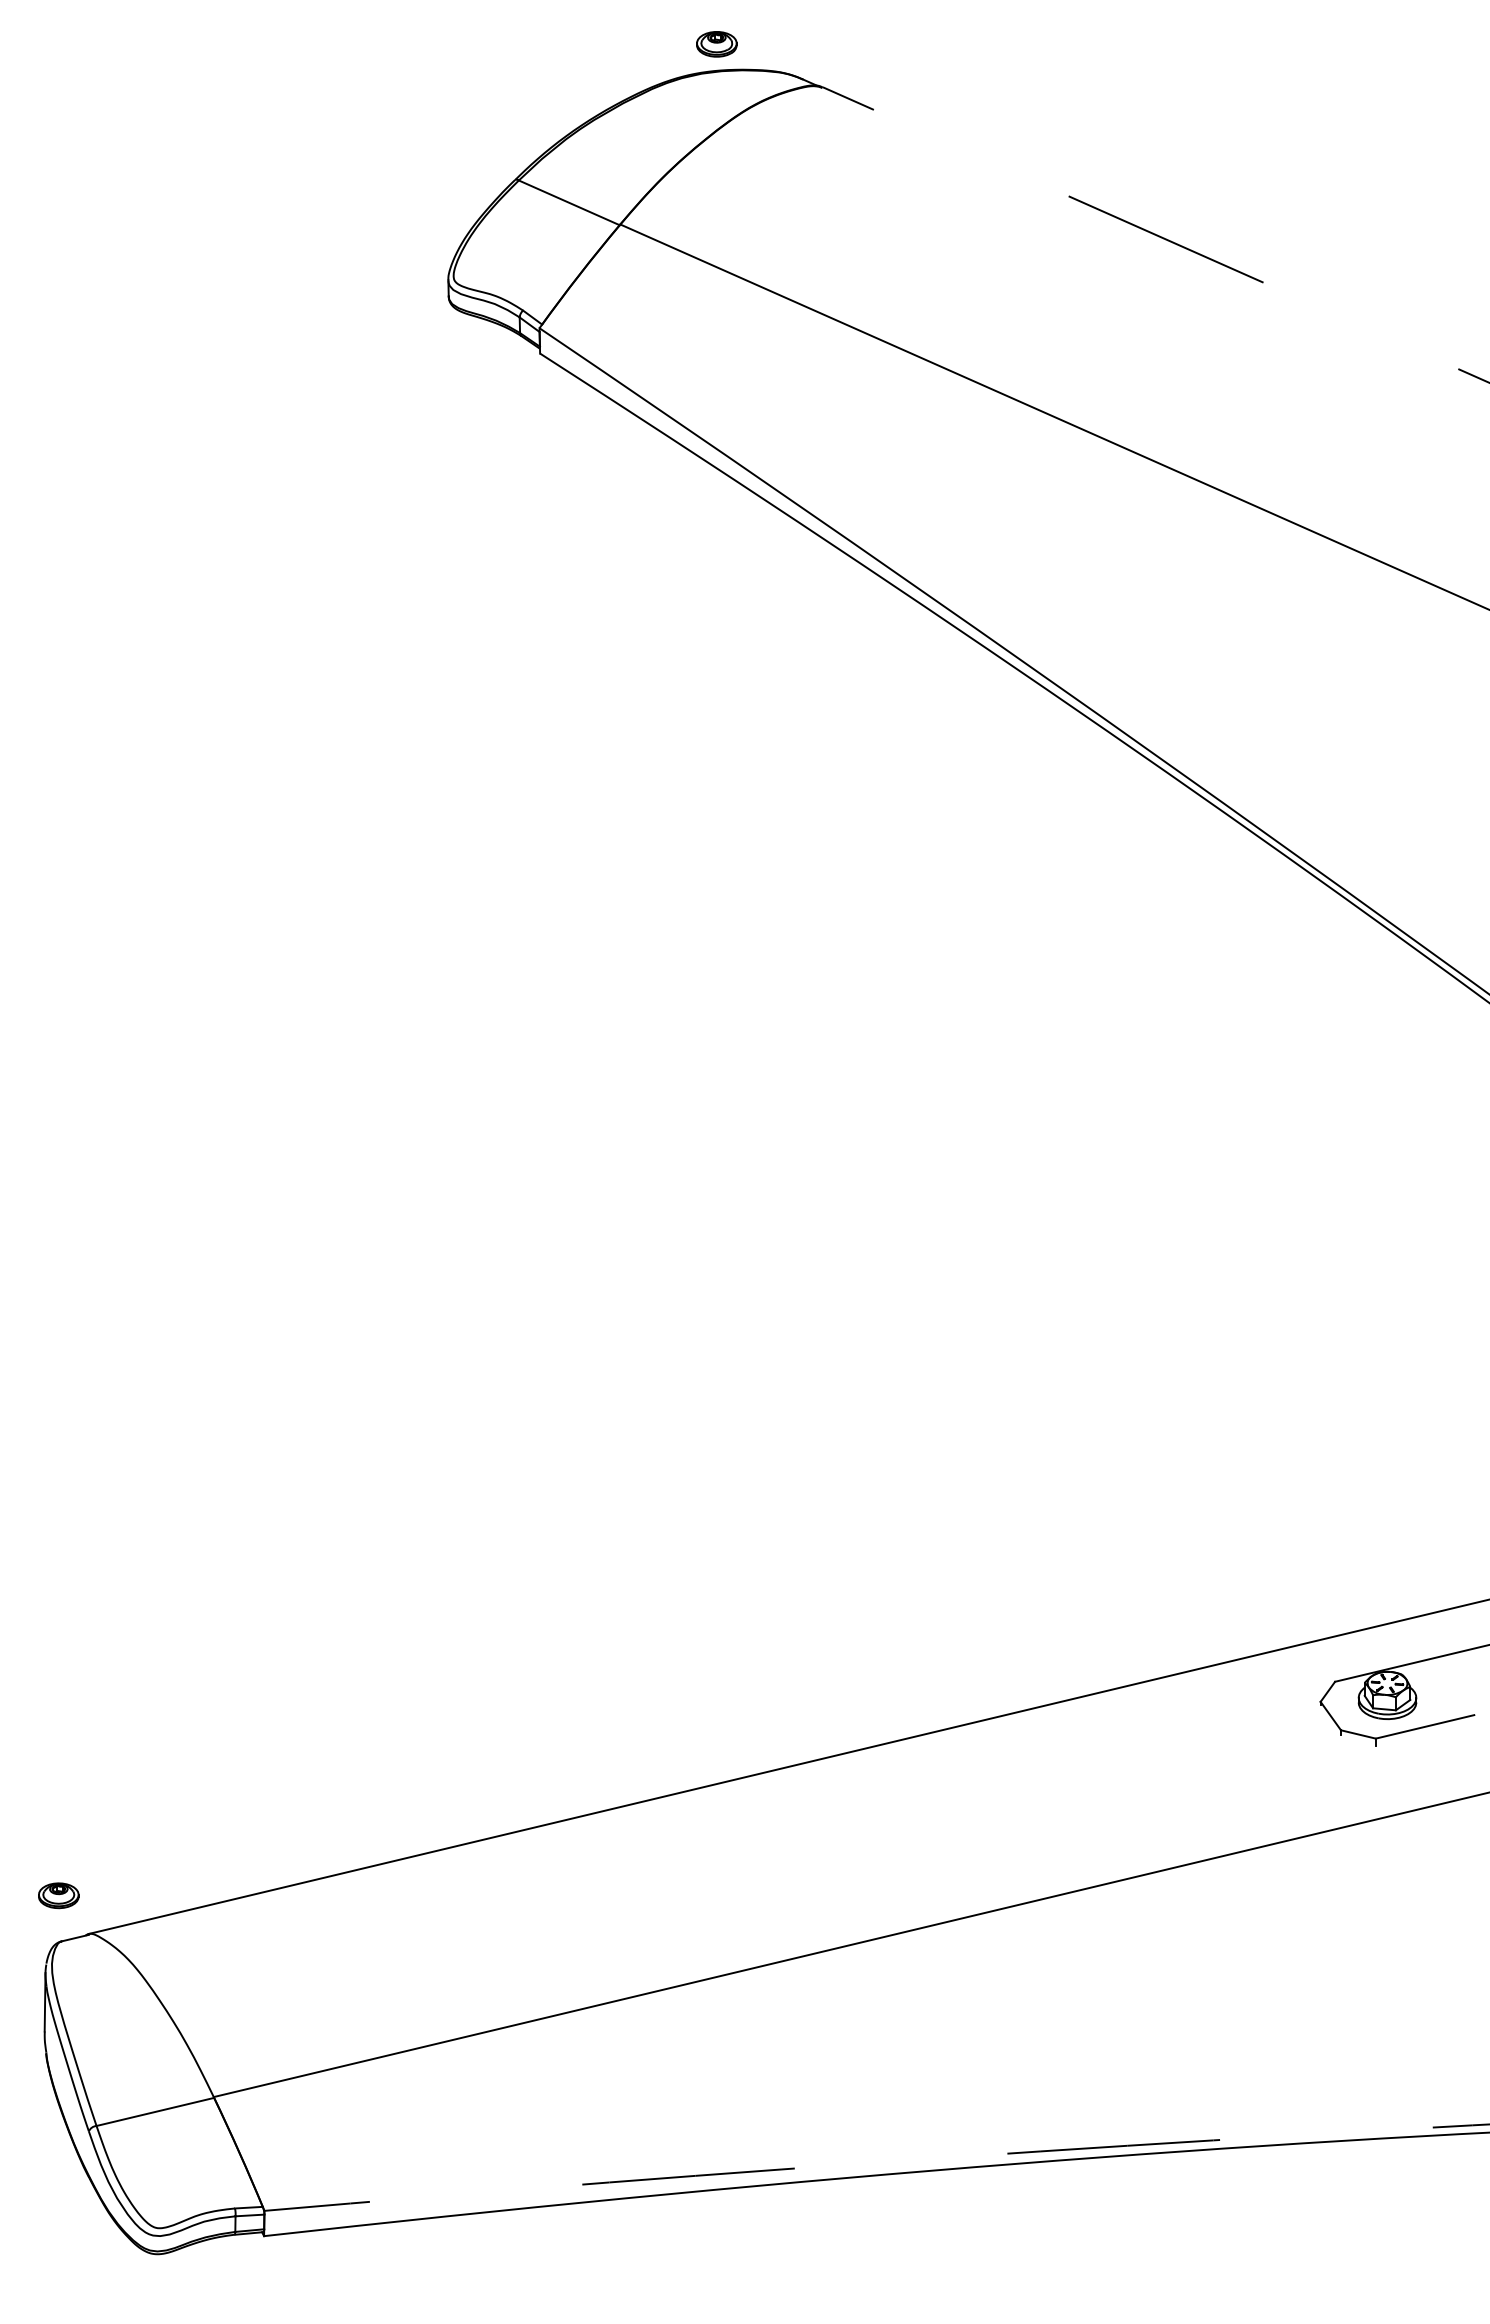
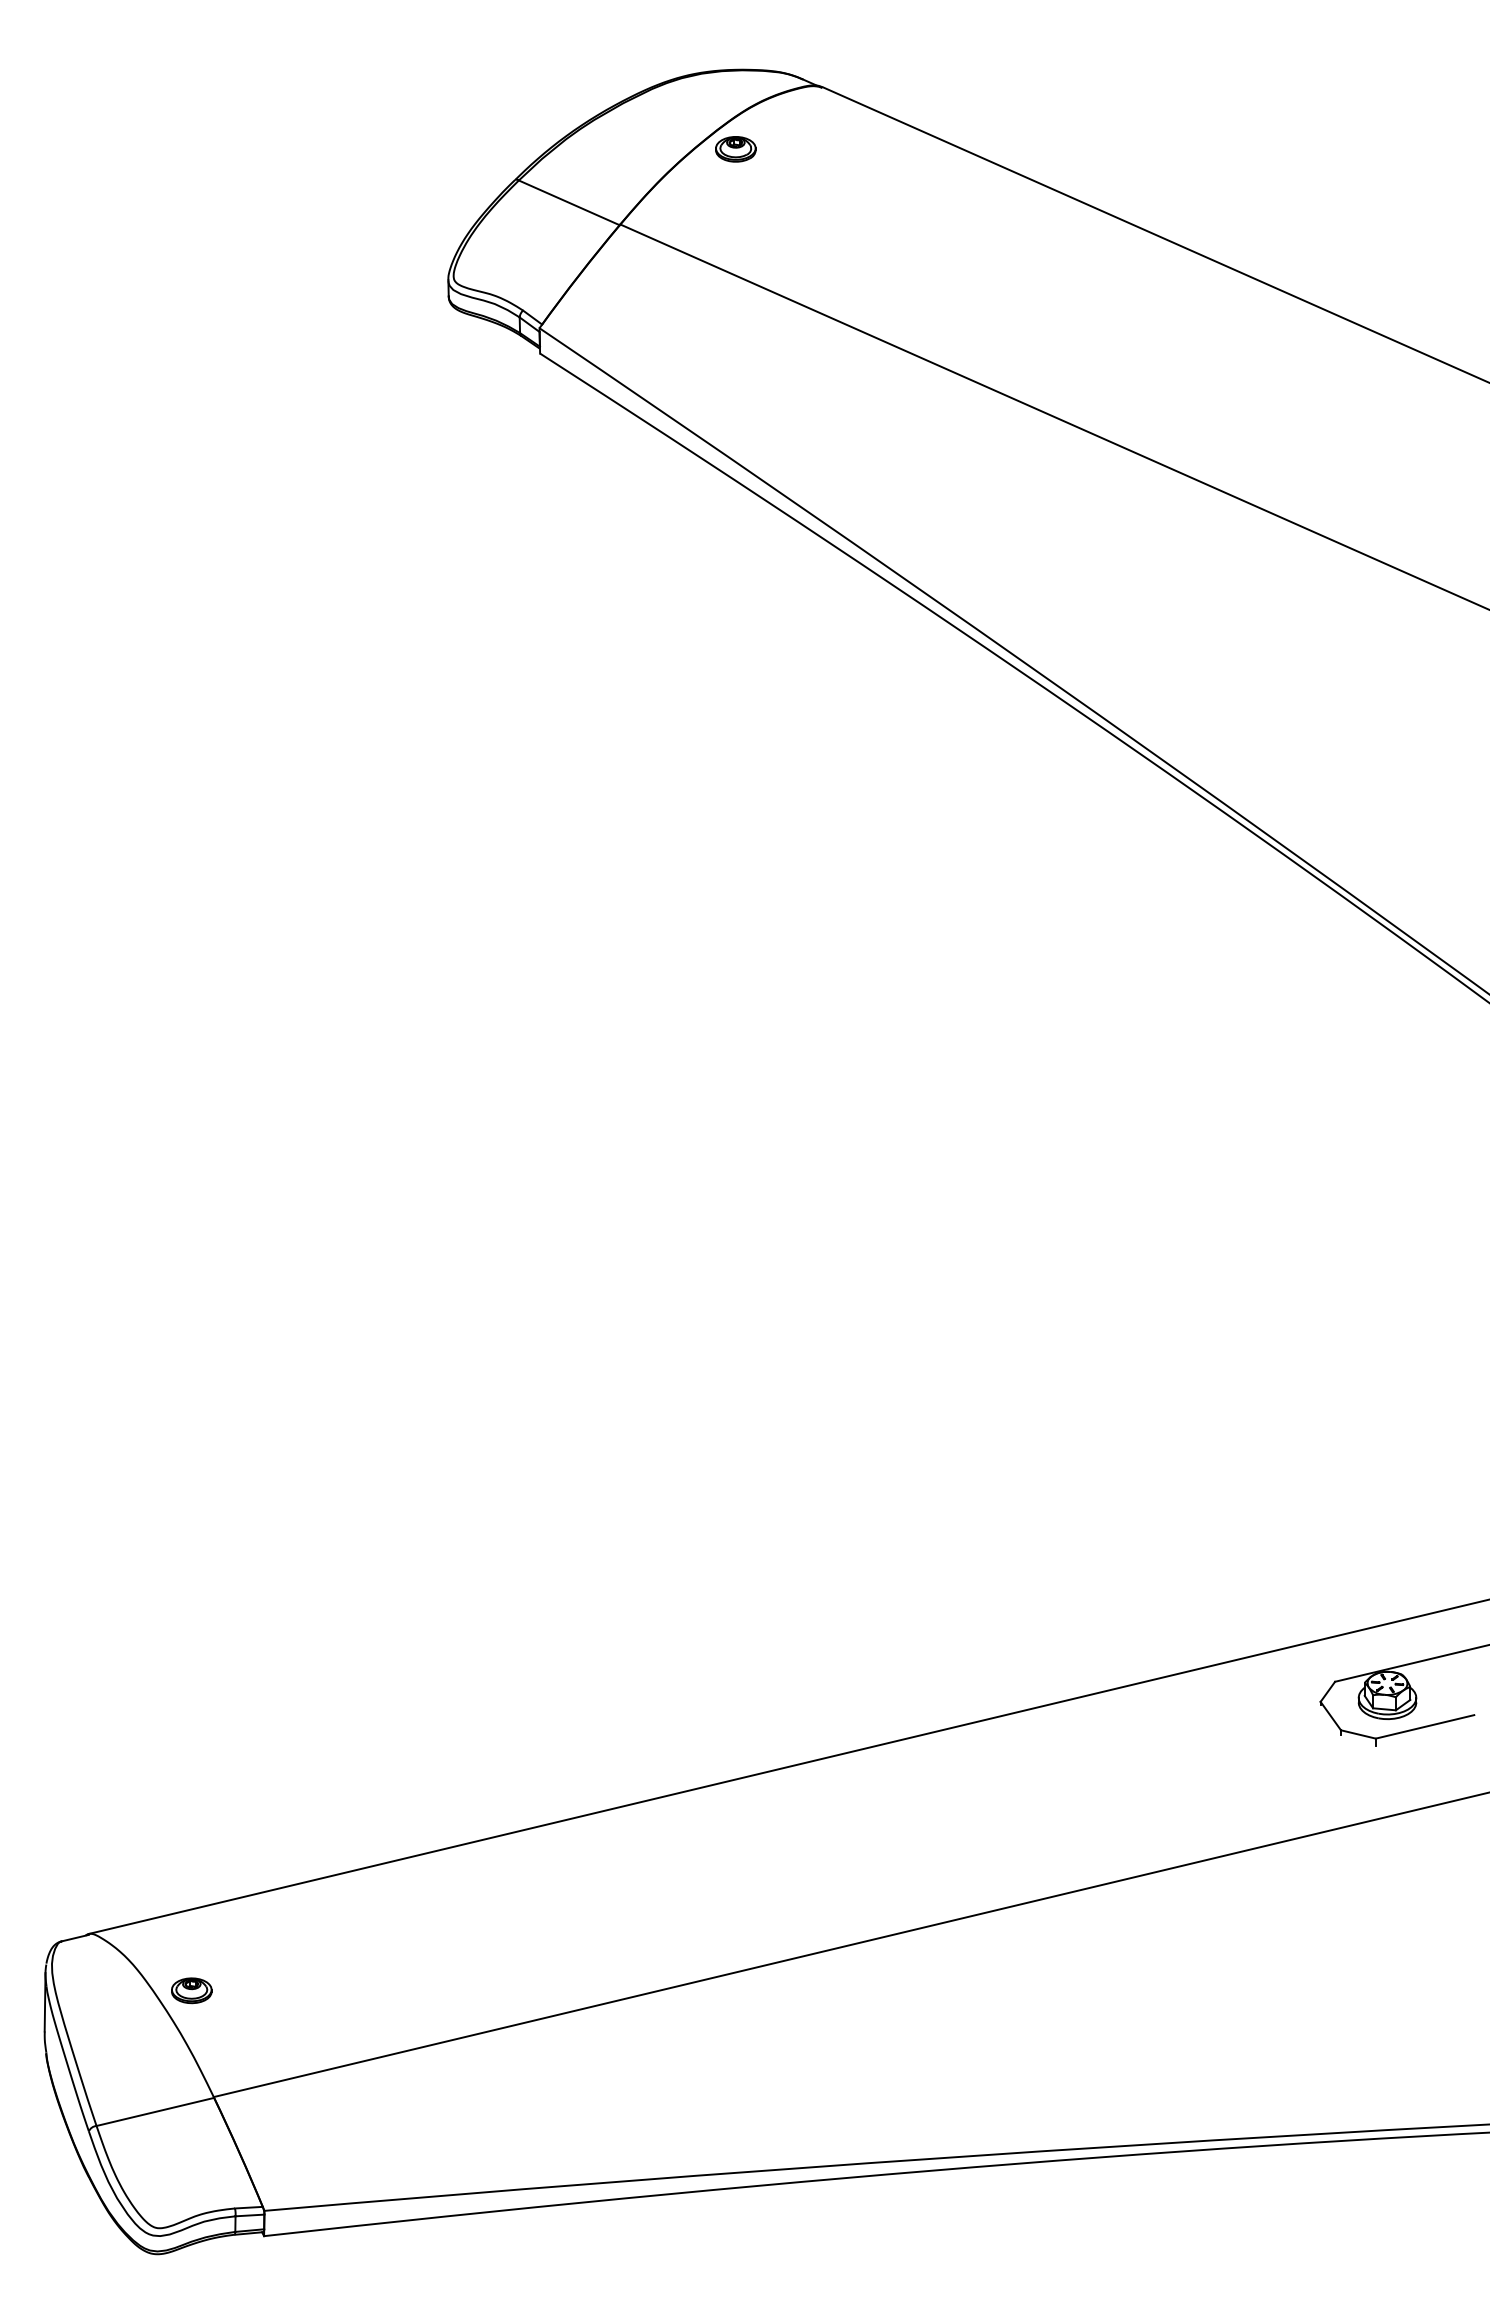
part position: (716, 44) -> (735, 149) (735, 149)
line: dashed -> solid (1155, 234)
part position: (58, 1895) -> (191, 1990) (191, 1990)
arc: dashed -> solid (877, 2162)
